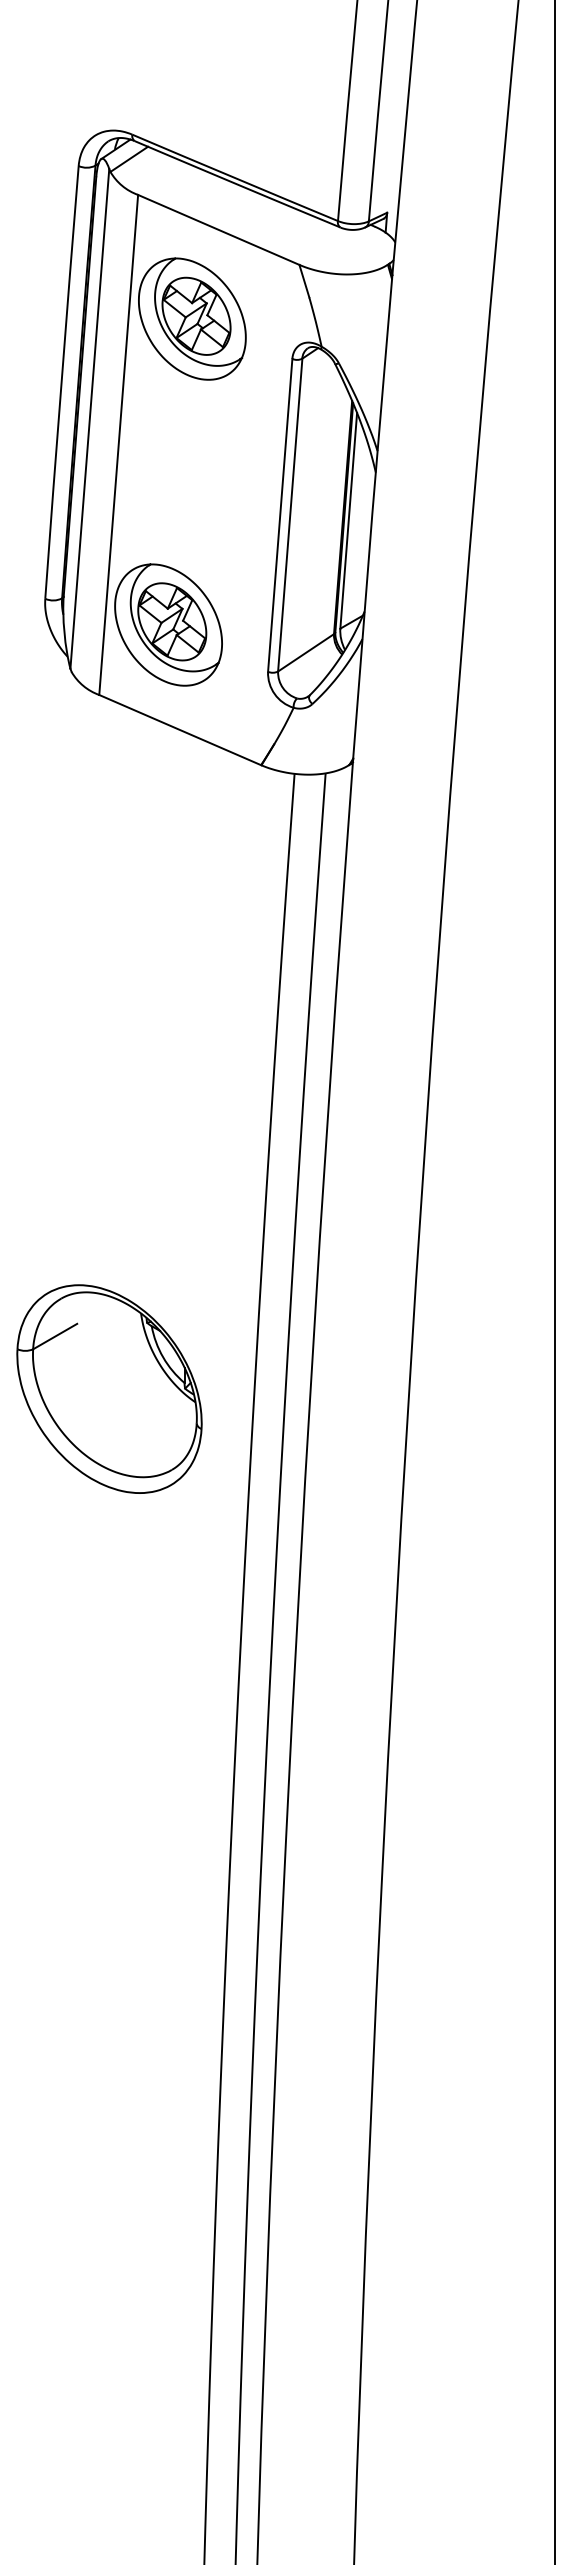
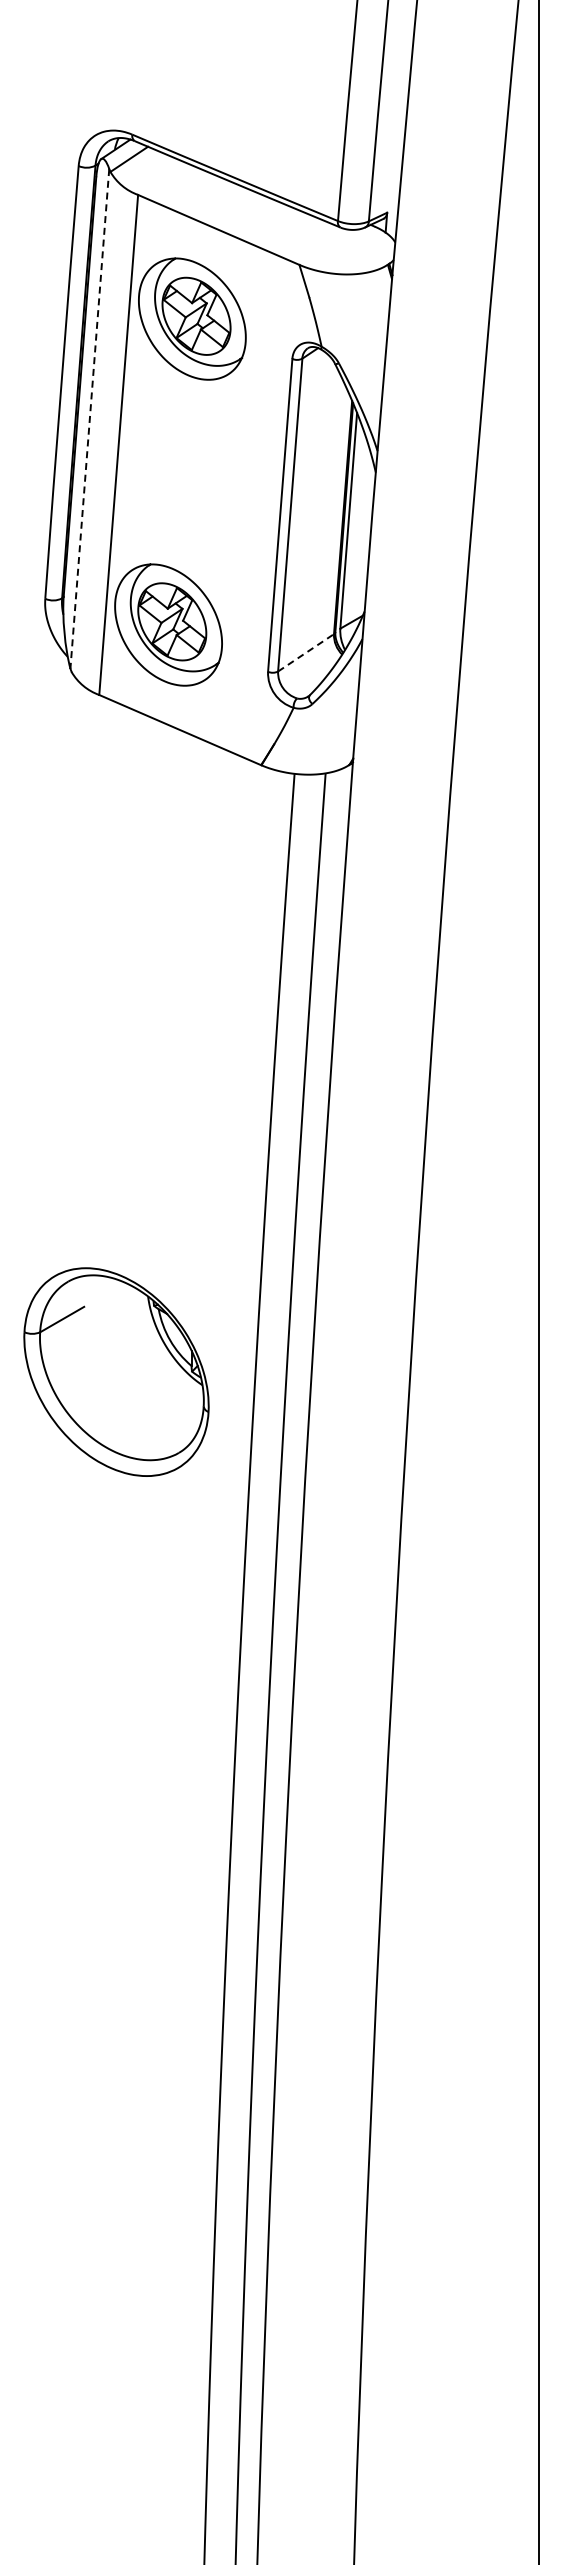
line: solid -> dashed (89, 418)
line: solid -> dashed (306, 652)
line position: (554, 1281) -> (538, 1281) (538, 1281)
part position: (109, 1388) -> (116, 1371) (116, 1371)
